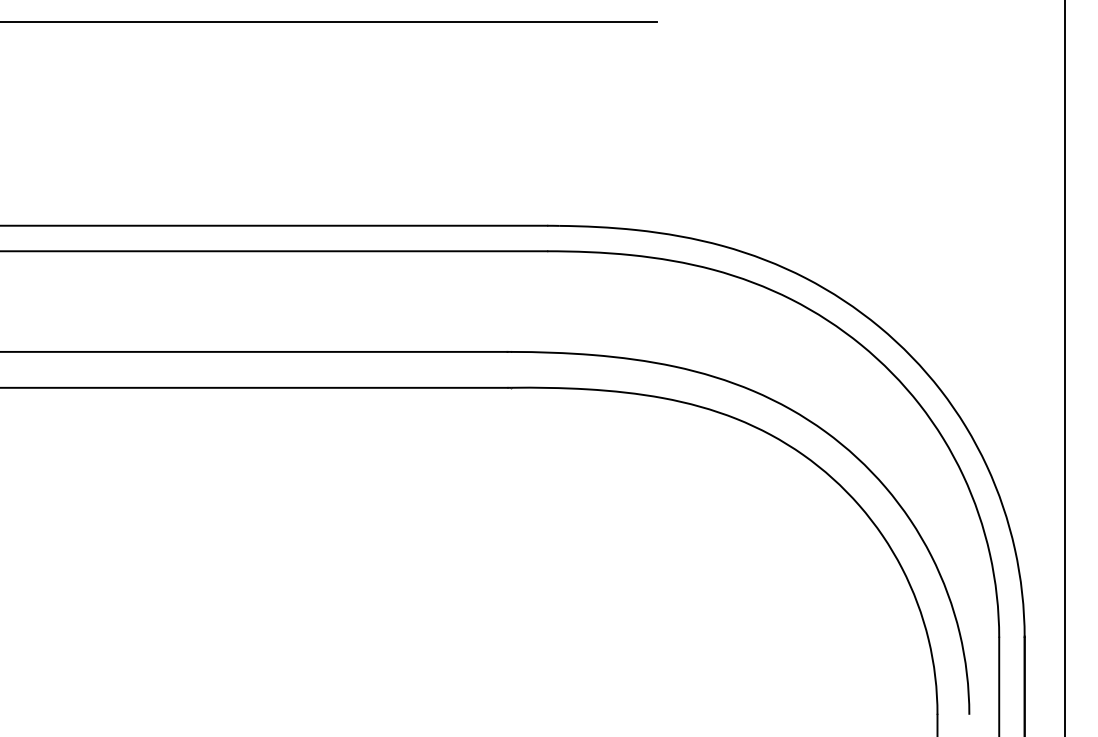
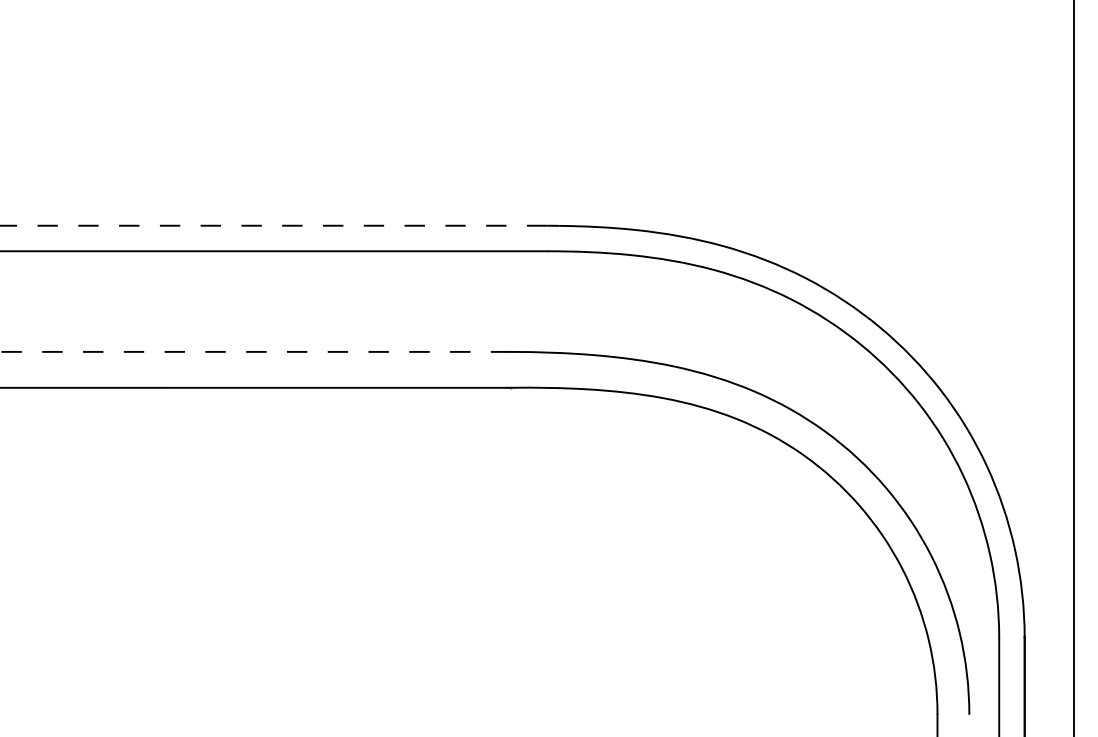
line: present -> none (329, 22)
line: solid -> dashed (273, 225)
line: solid -> dashed (254, 351)
line position: (1065, 367) -> (1074, 367) (1074, 367)
